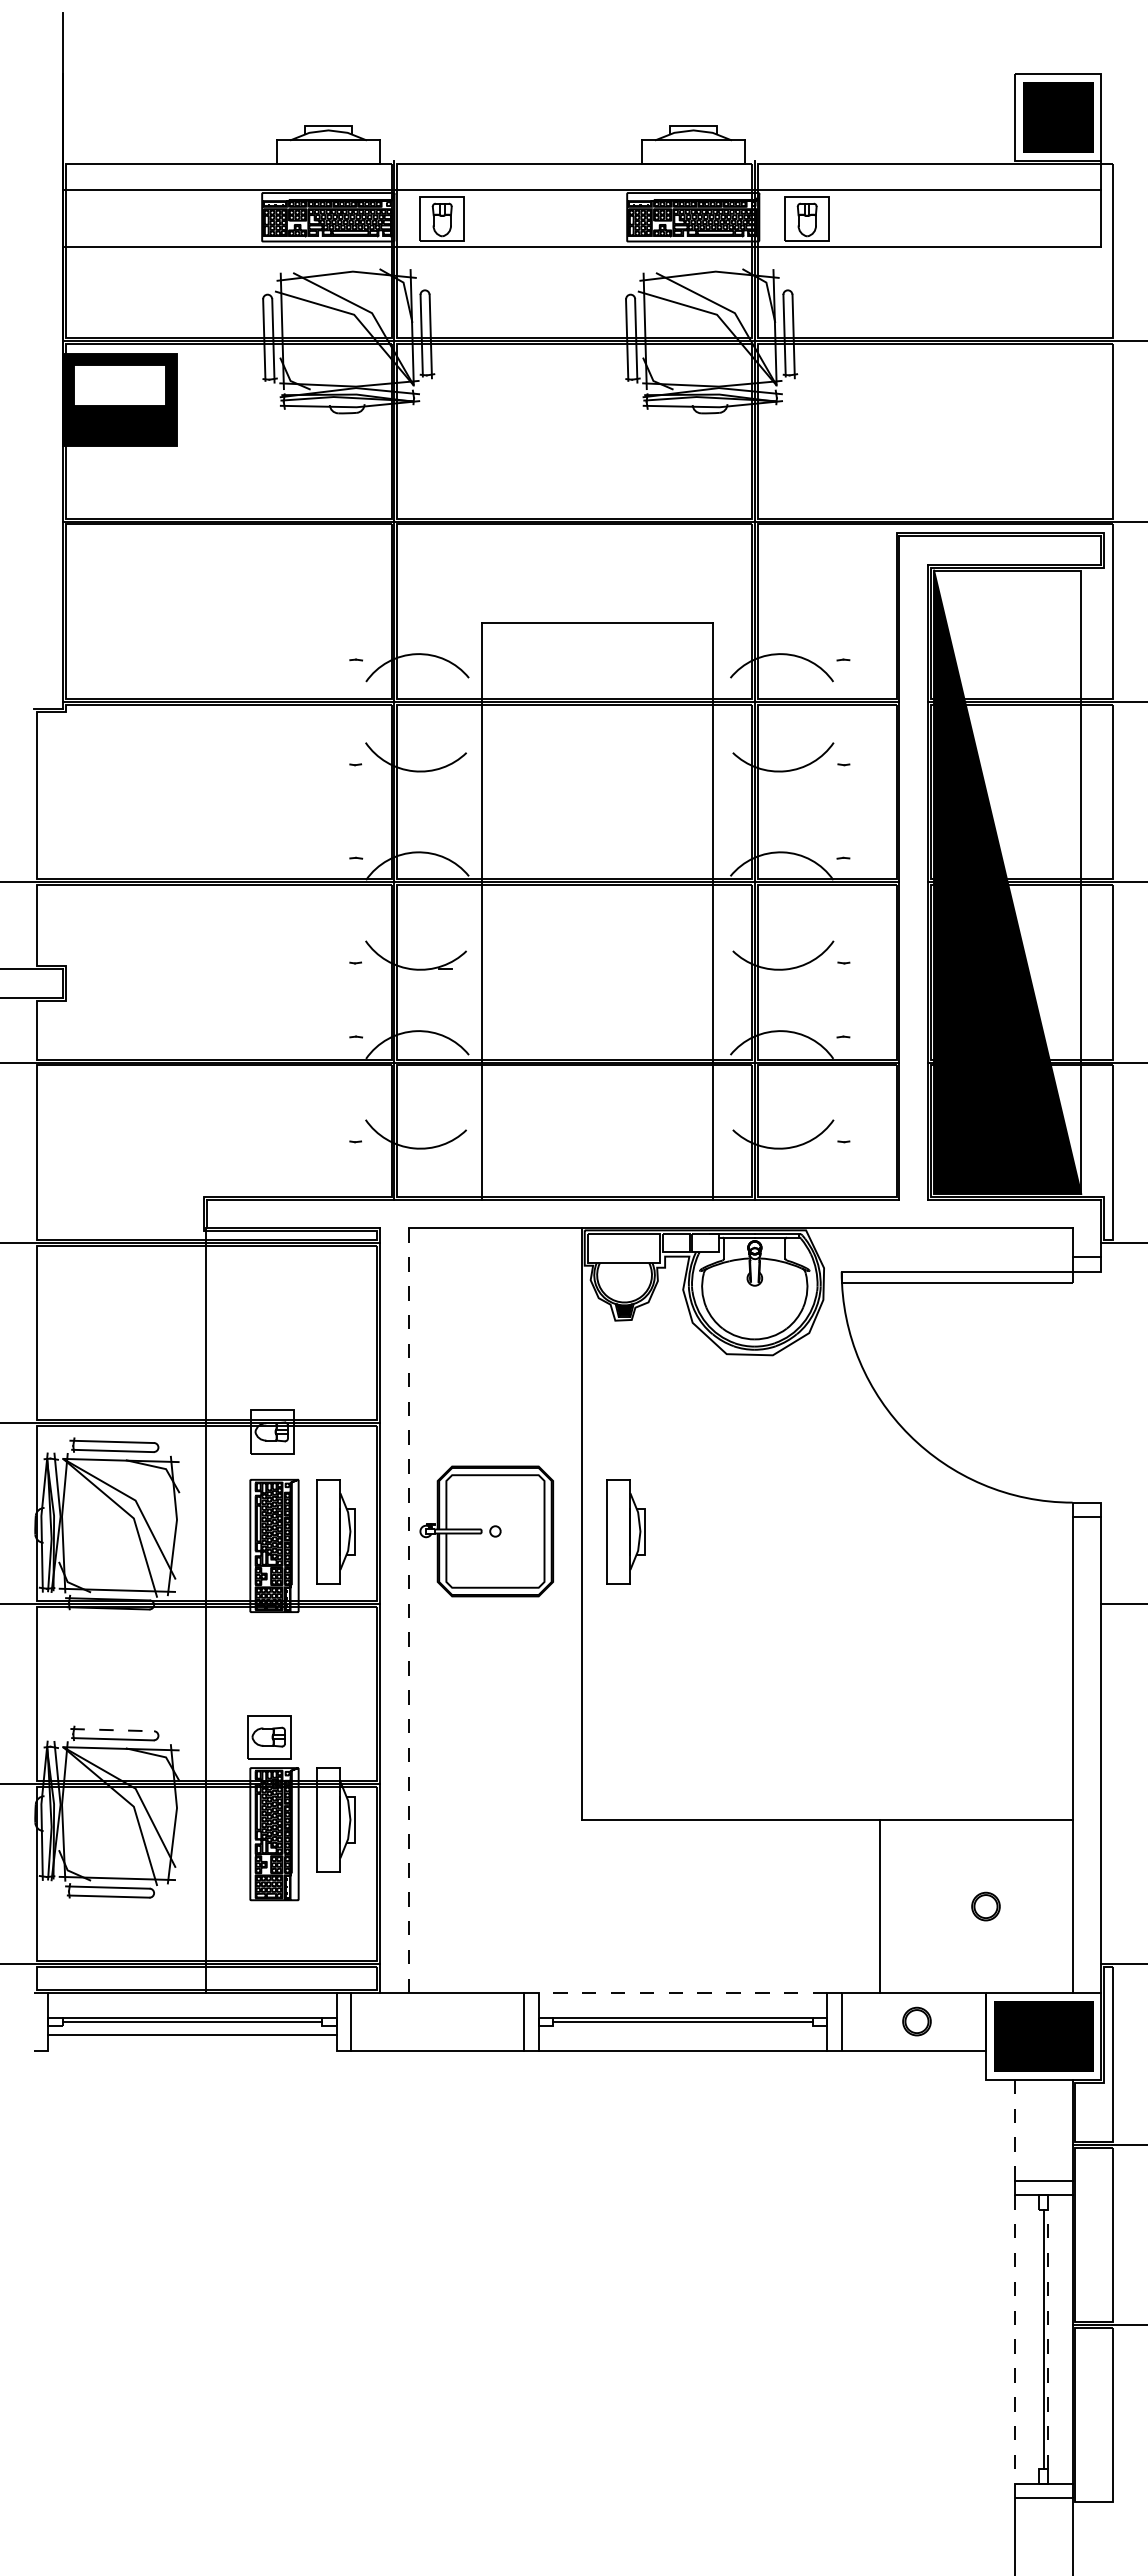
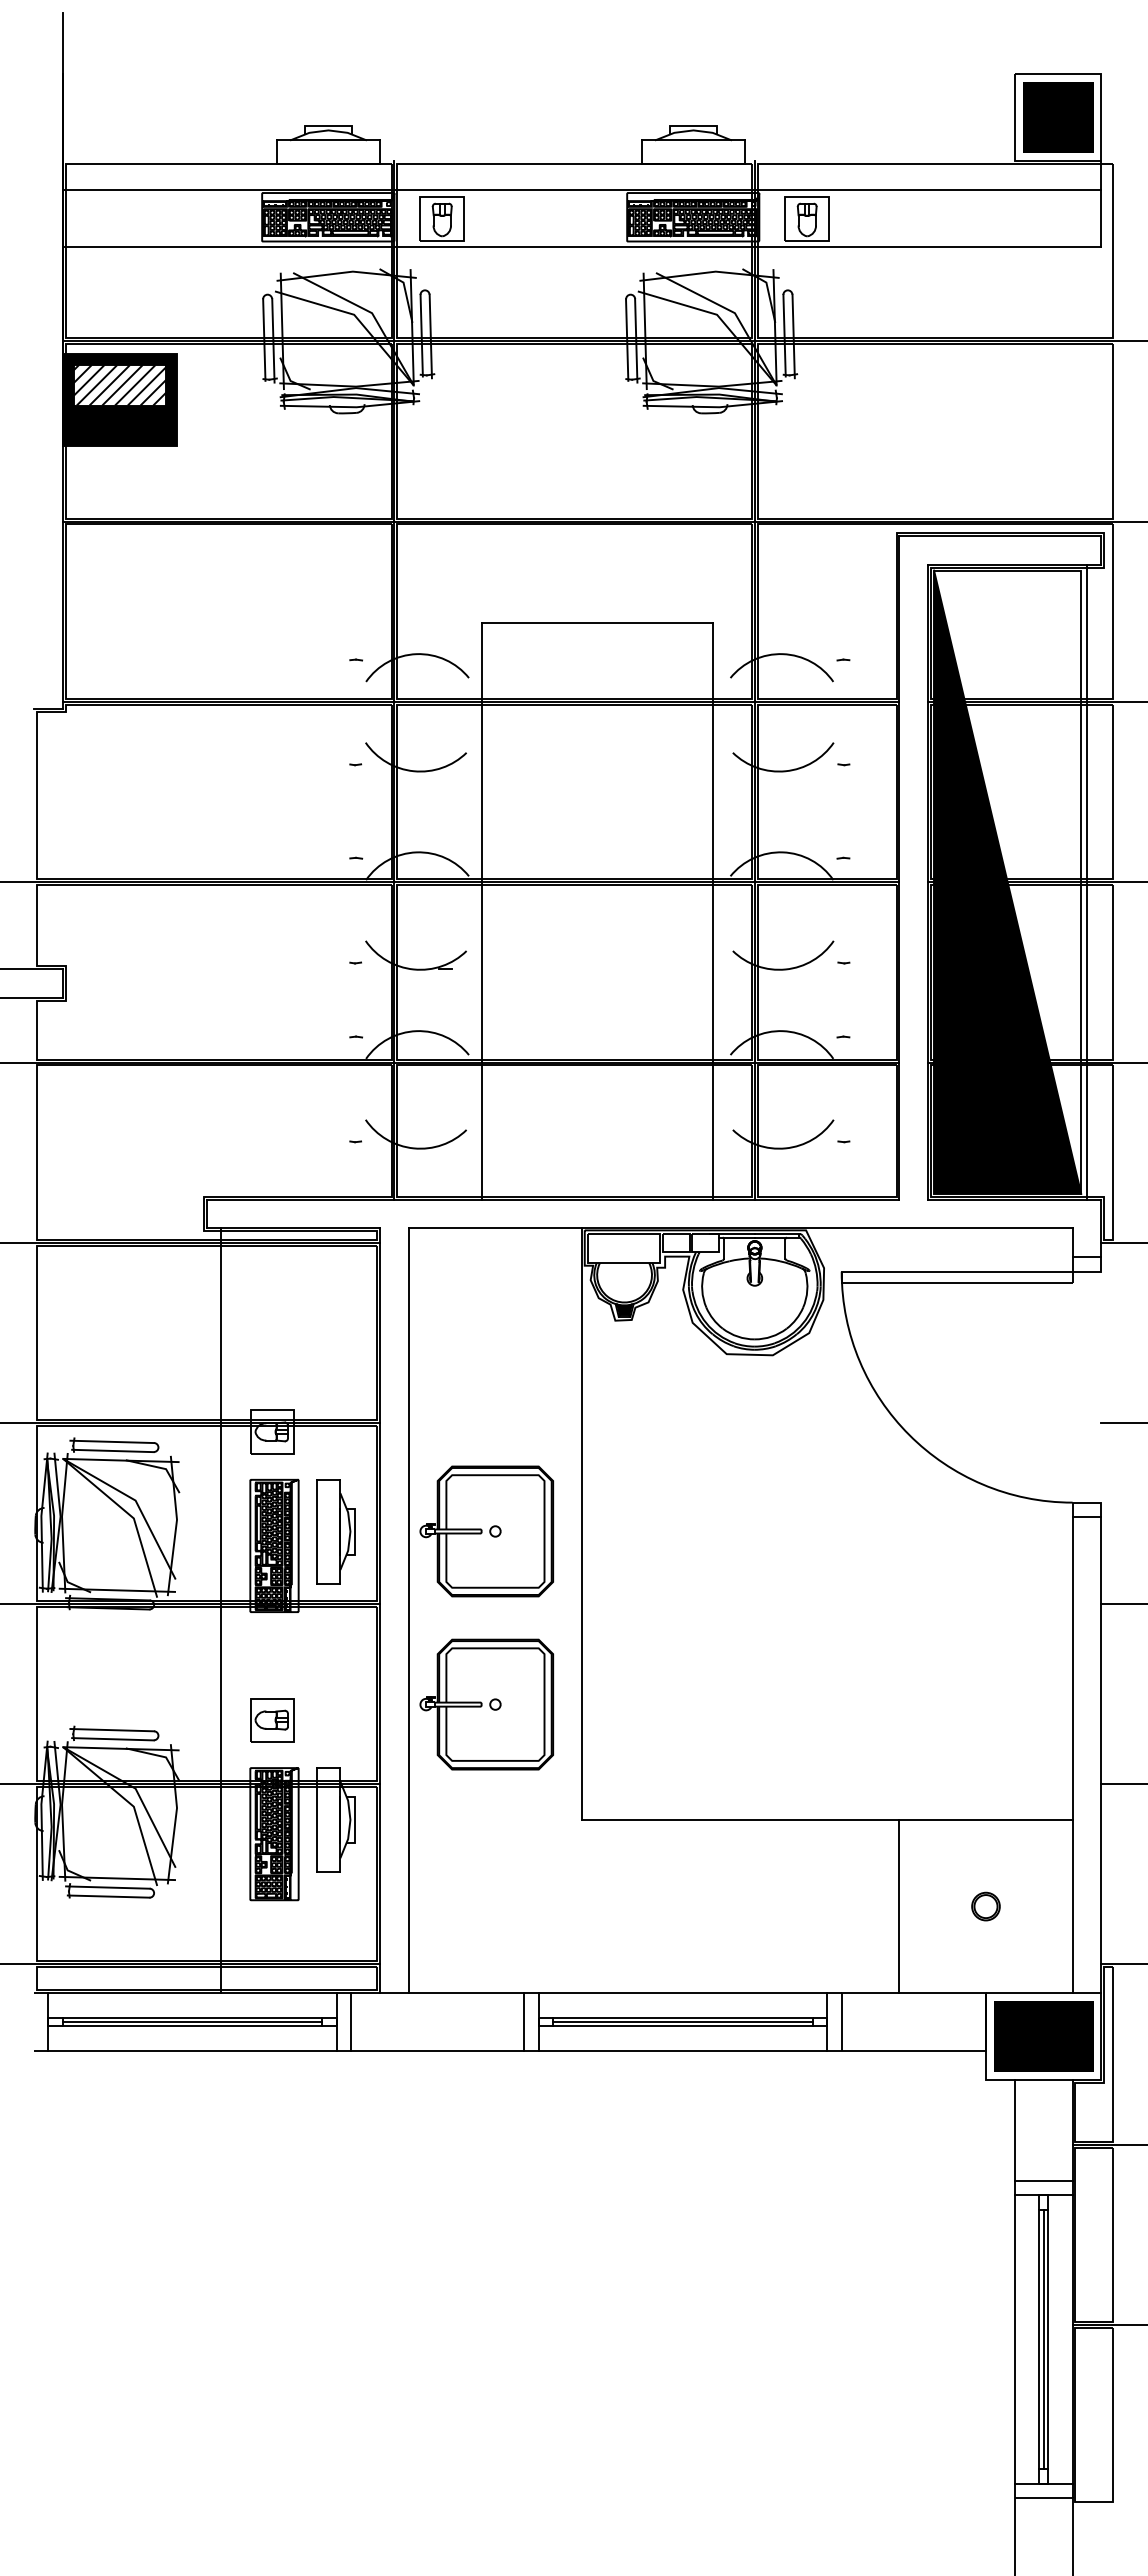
hatch: none -> present (119, 385)
line: none -> present (1086, 881)
line: none -> present (1122, 1423)
part: present -> none (625, 1531)
line position: (206, 1610) -> (221, 1610) (221, 1610)
line: dashed -> solid (408, 1610)
part: none -> present (486, 1704)
line: dashed -> solid (112, 1730)
part position: (269, 1737) -> (272, 1720) (272, 1720)
line: none -> present (1122, 1783)
line position: (880, 1906) -> (899, 1906) (899, 1906)
line: dashed -> solid (682, 1993)
part: present -> none (916, 2021)
line: none -> present (192, 2026)
line: none -> present (682, 2026)
line position: (192, 2034) -> (192, 2050) (192, 2050)
line: dashed -> solid (1014, 2129)
line: dashed -> solid (1014, 2339)
line: none -> present (1039, 2339)
line: dashed -> solid (1048, 2339)
